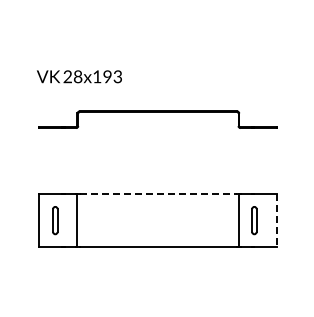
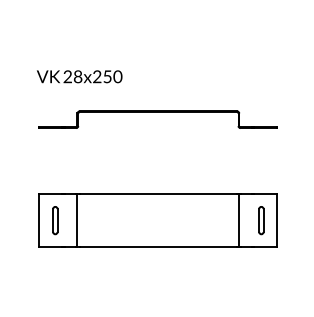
text: 28x193 -> 28x250 (107, 76)
line: dashed -> solid (158, 194)
part position: (254, 220) -> (261, 220) (261, 220)
line: dashed -> solid (277, 221)
